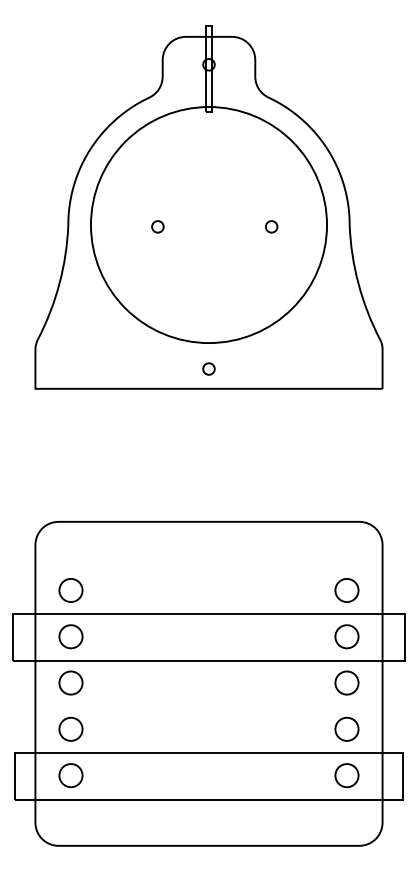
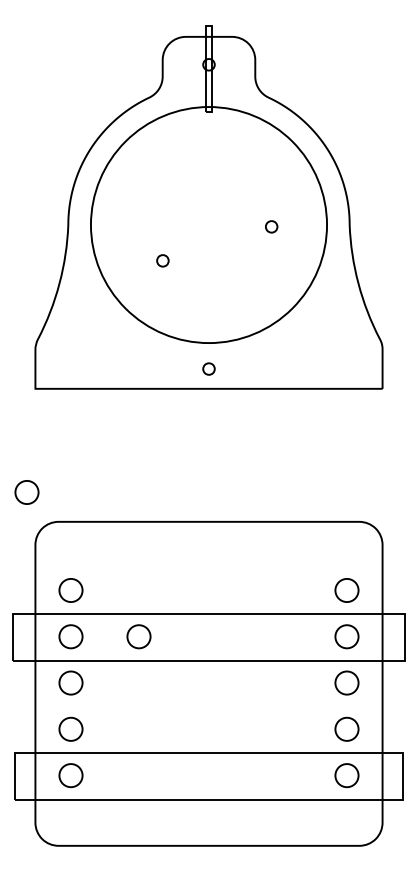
part position: (157, 226) -> (162, 260) (162, 260)
part: none -> present (26, 492)
part: none -> present (138, 636)
